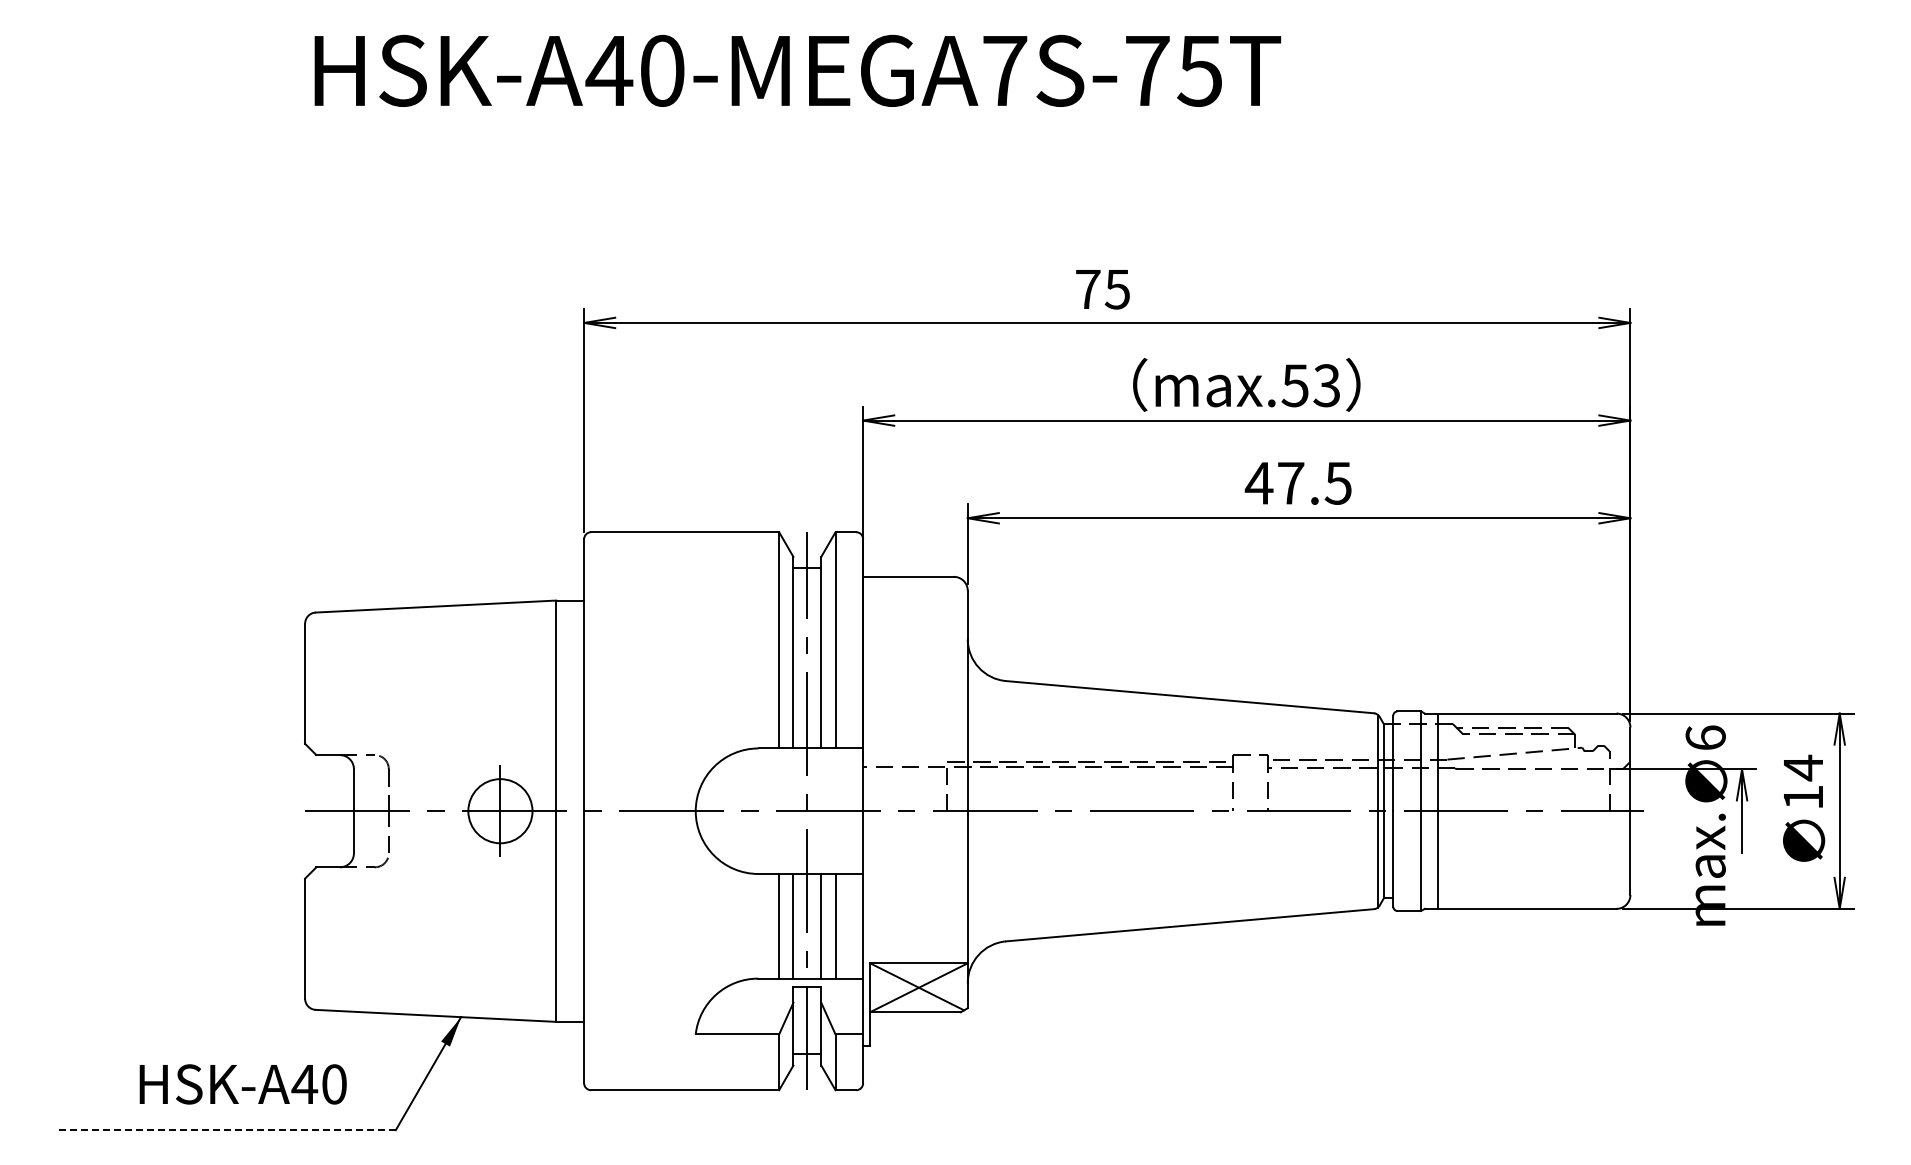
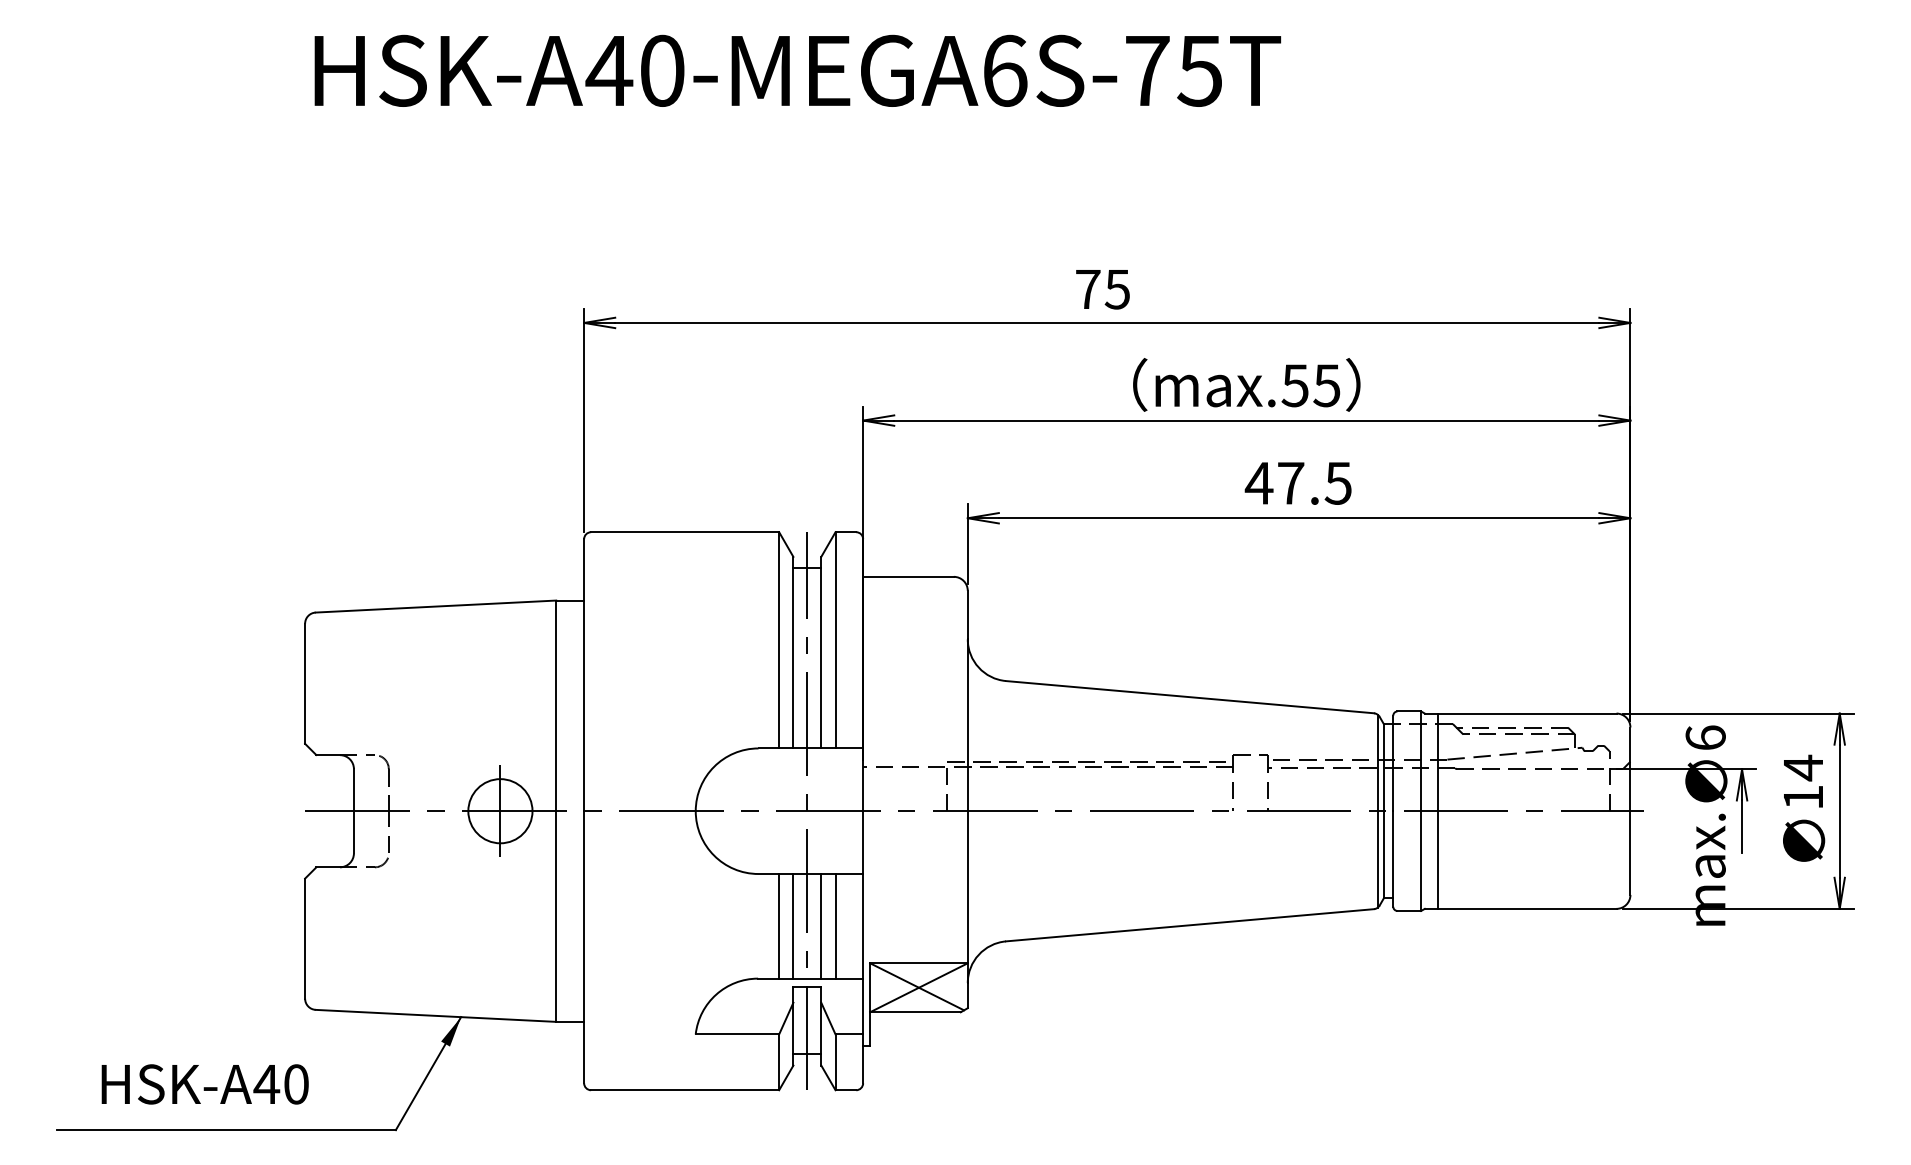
text: HSK-A40-MEGA7S-75T -> HSK-A40-MEGA6S-75T (1005, 70)
text: max.53 -> max.55 (1326, 385)
text position: (242, 1084) -> (204, 1084) (204, 1084)
line: dashed -> solid (226, 1130)
